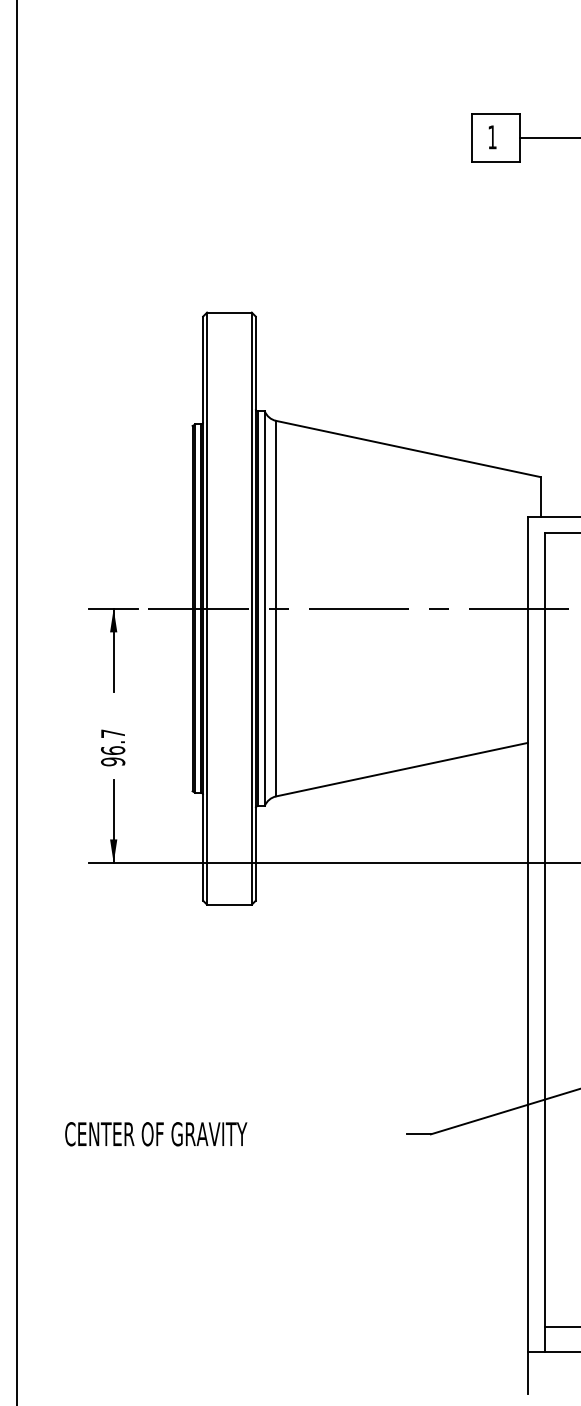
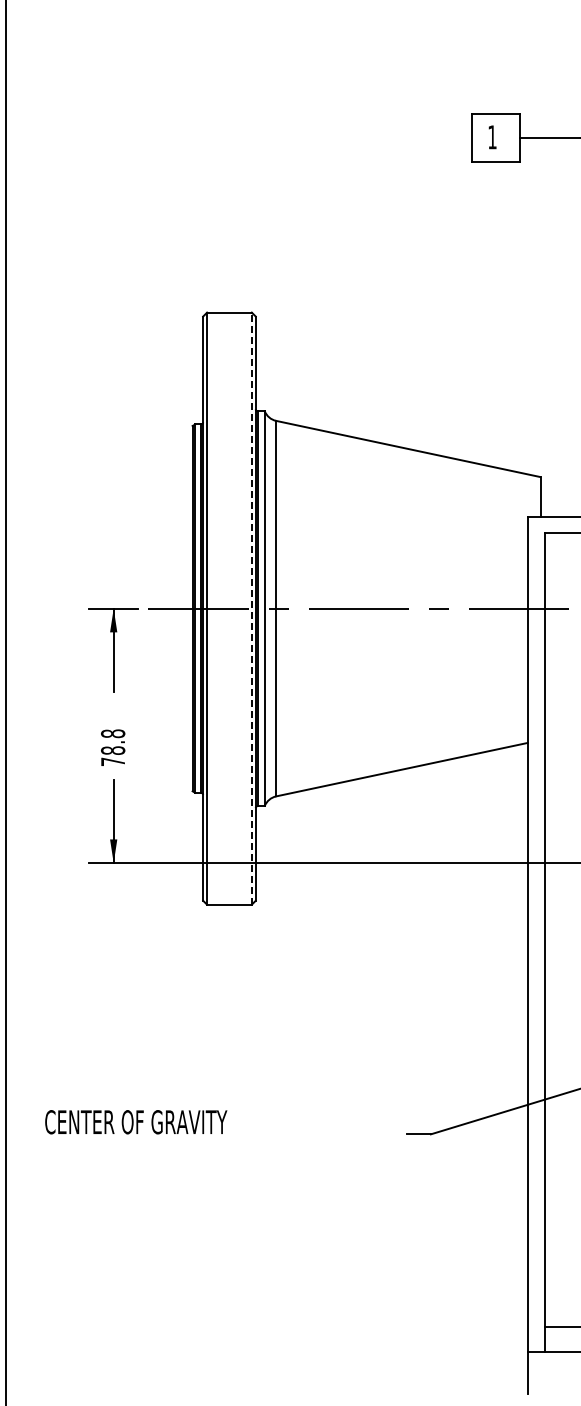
line: solid -> dashed (251, 608)
line position: (17, 702) -> (6, 702) (6, 702)
text: 96.7 -> 78.8 (113, 747)
text position: (156, 1134) -> (136, 1122) (136, 1122)
